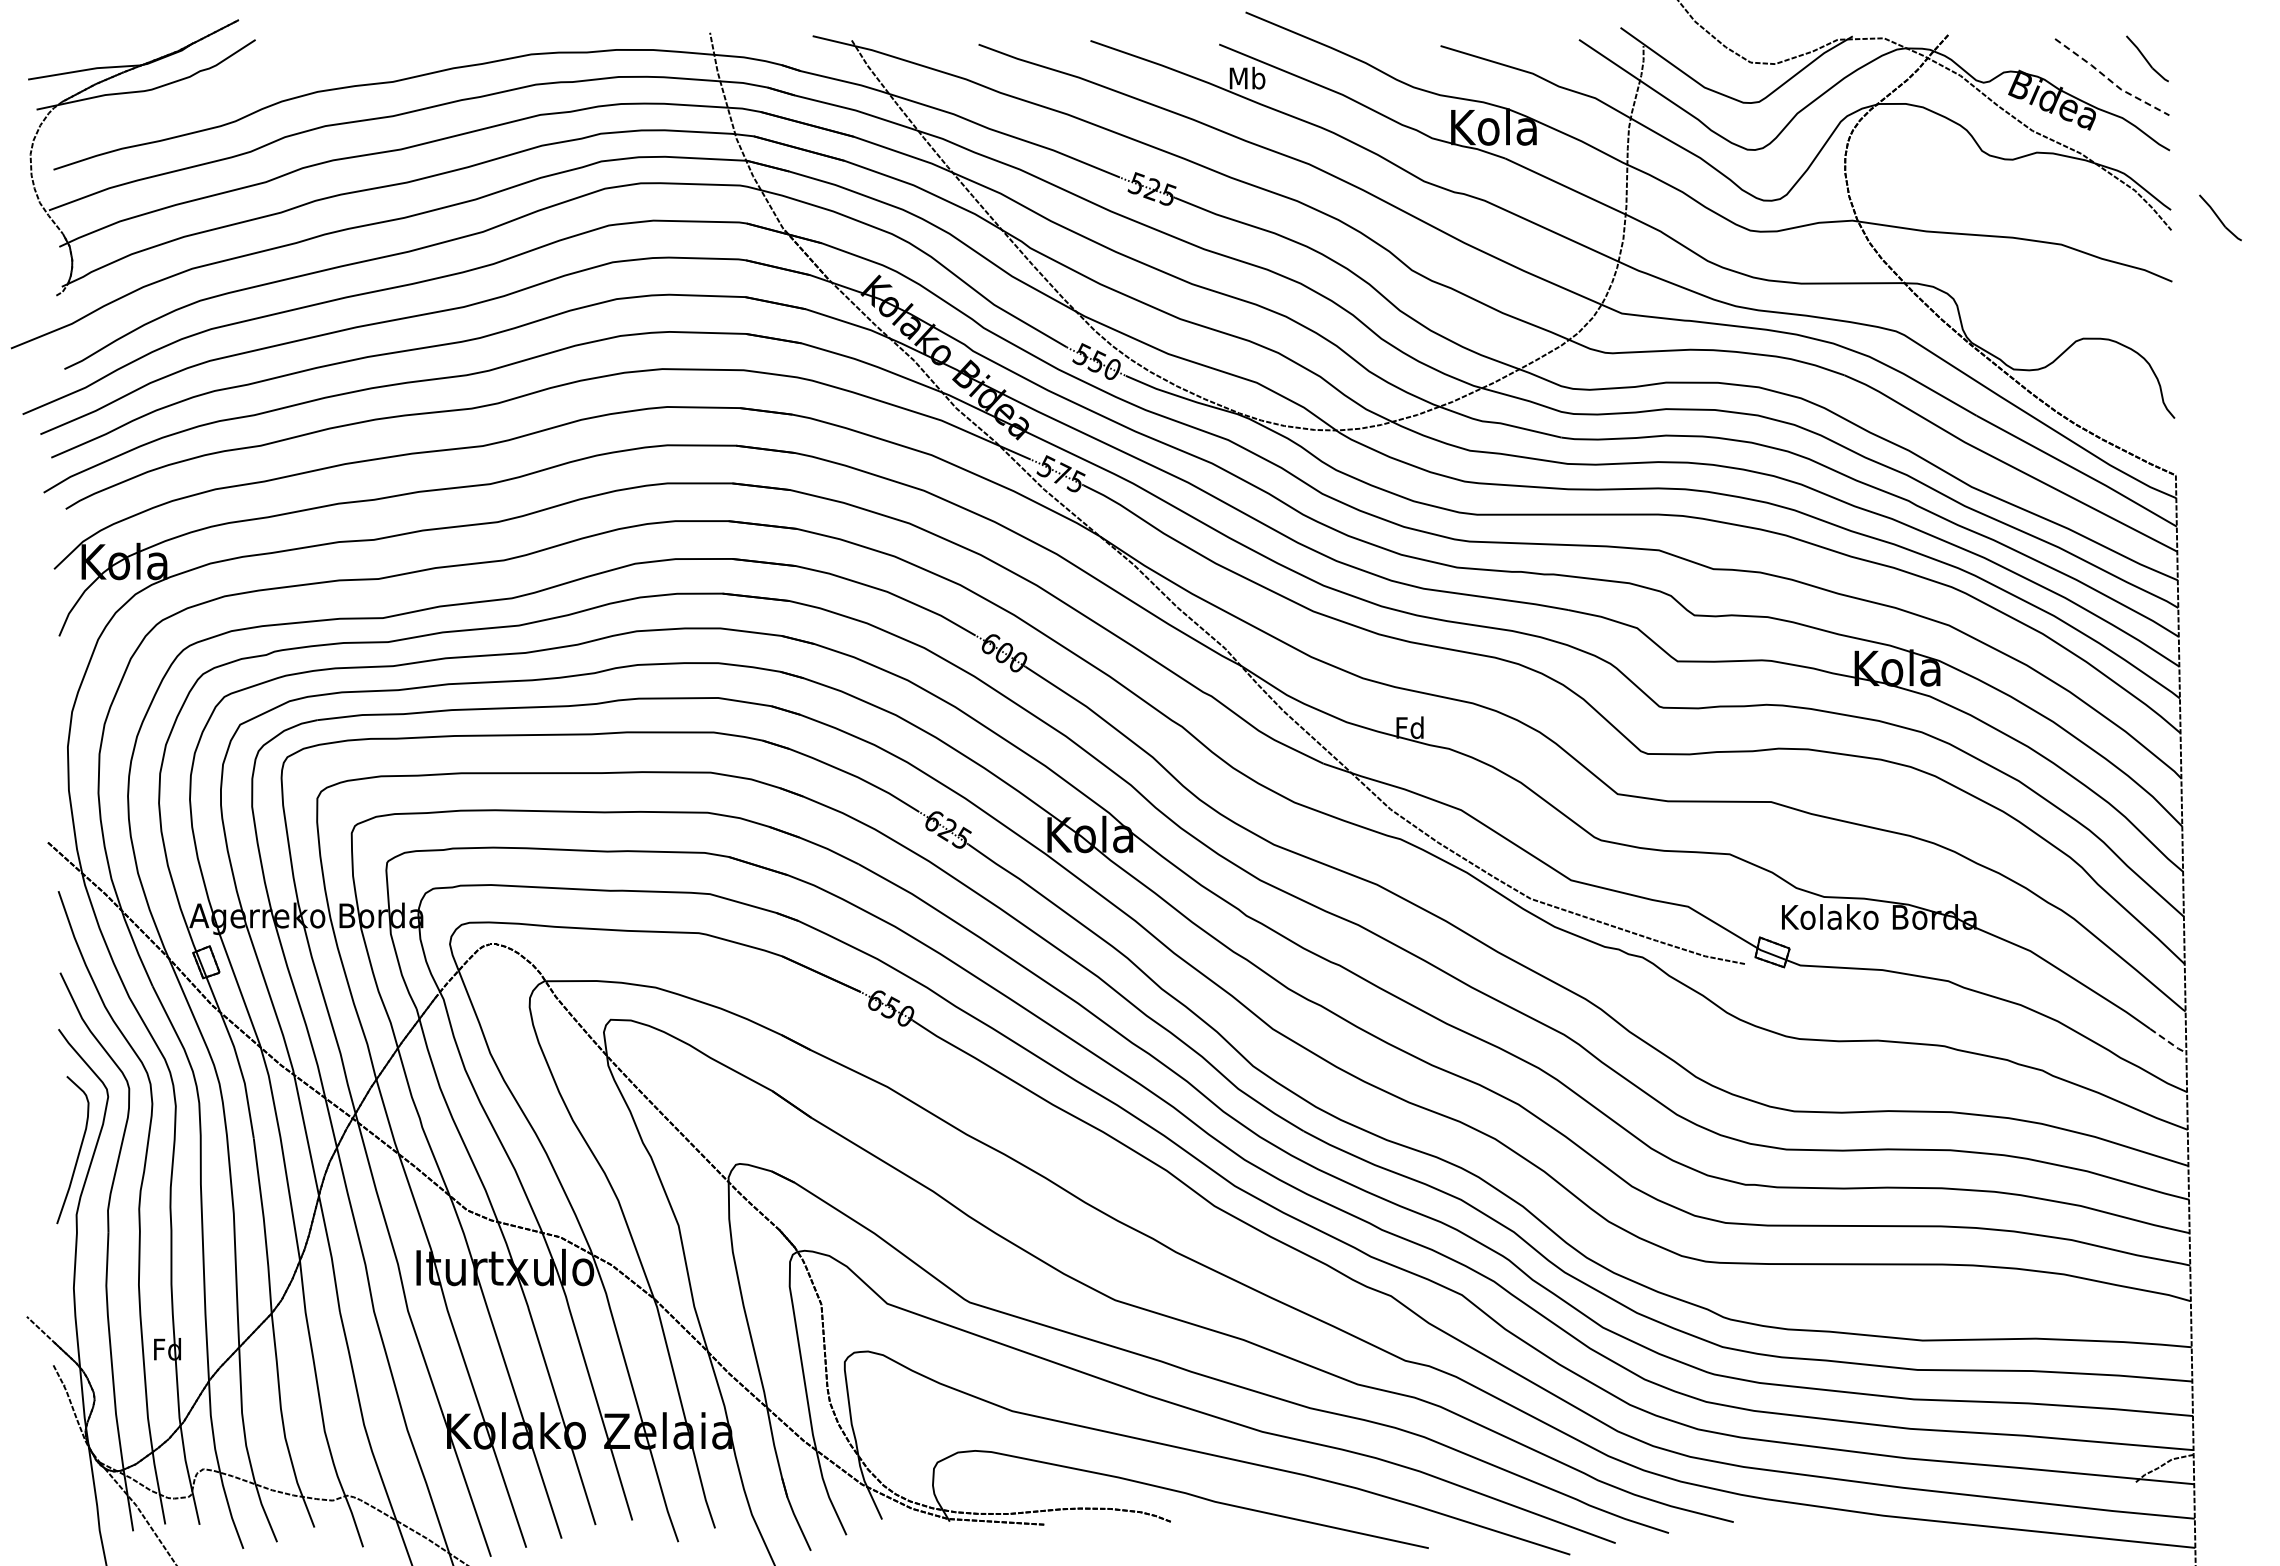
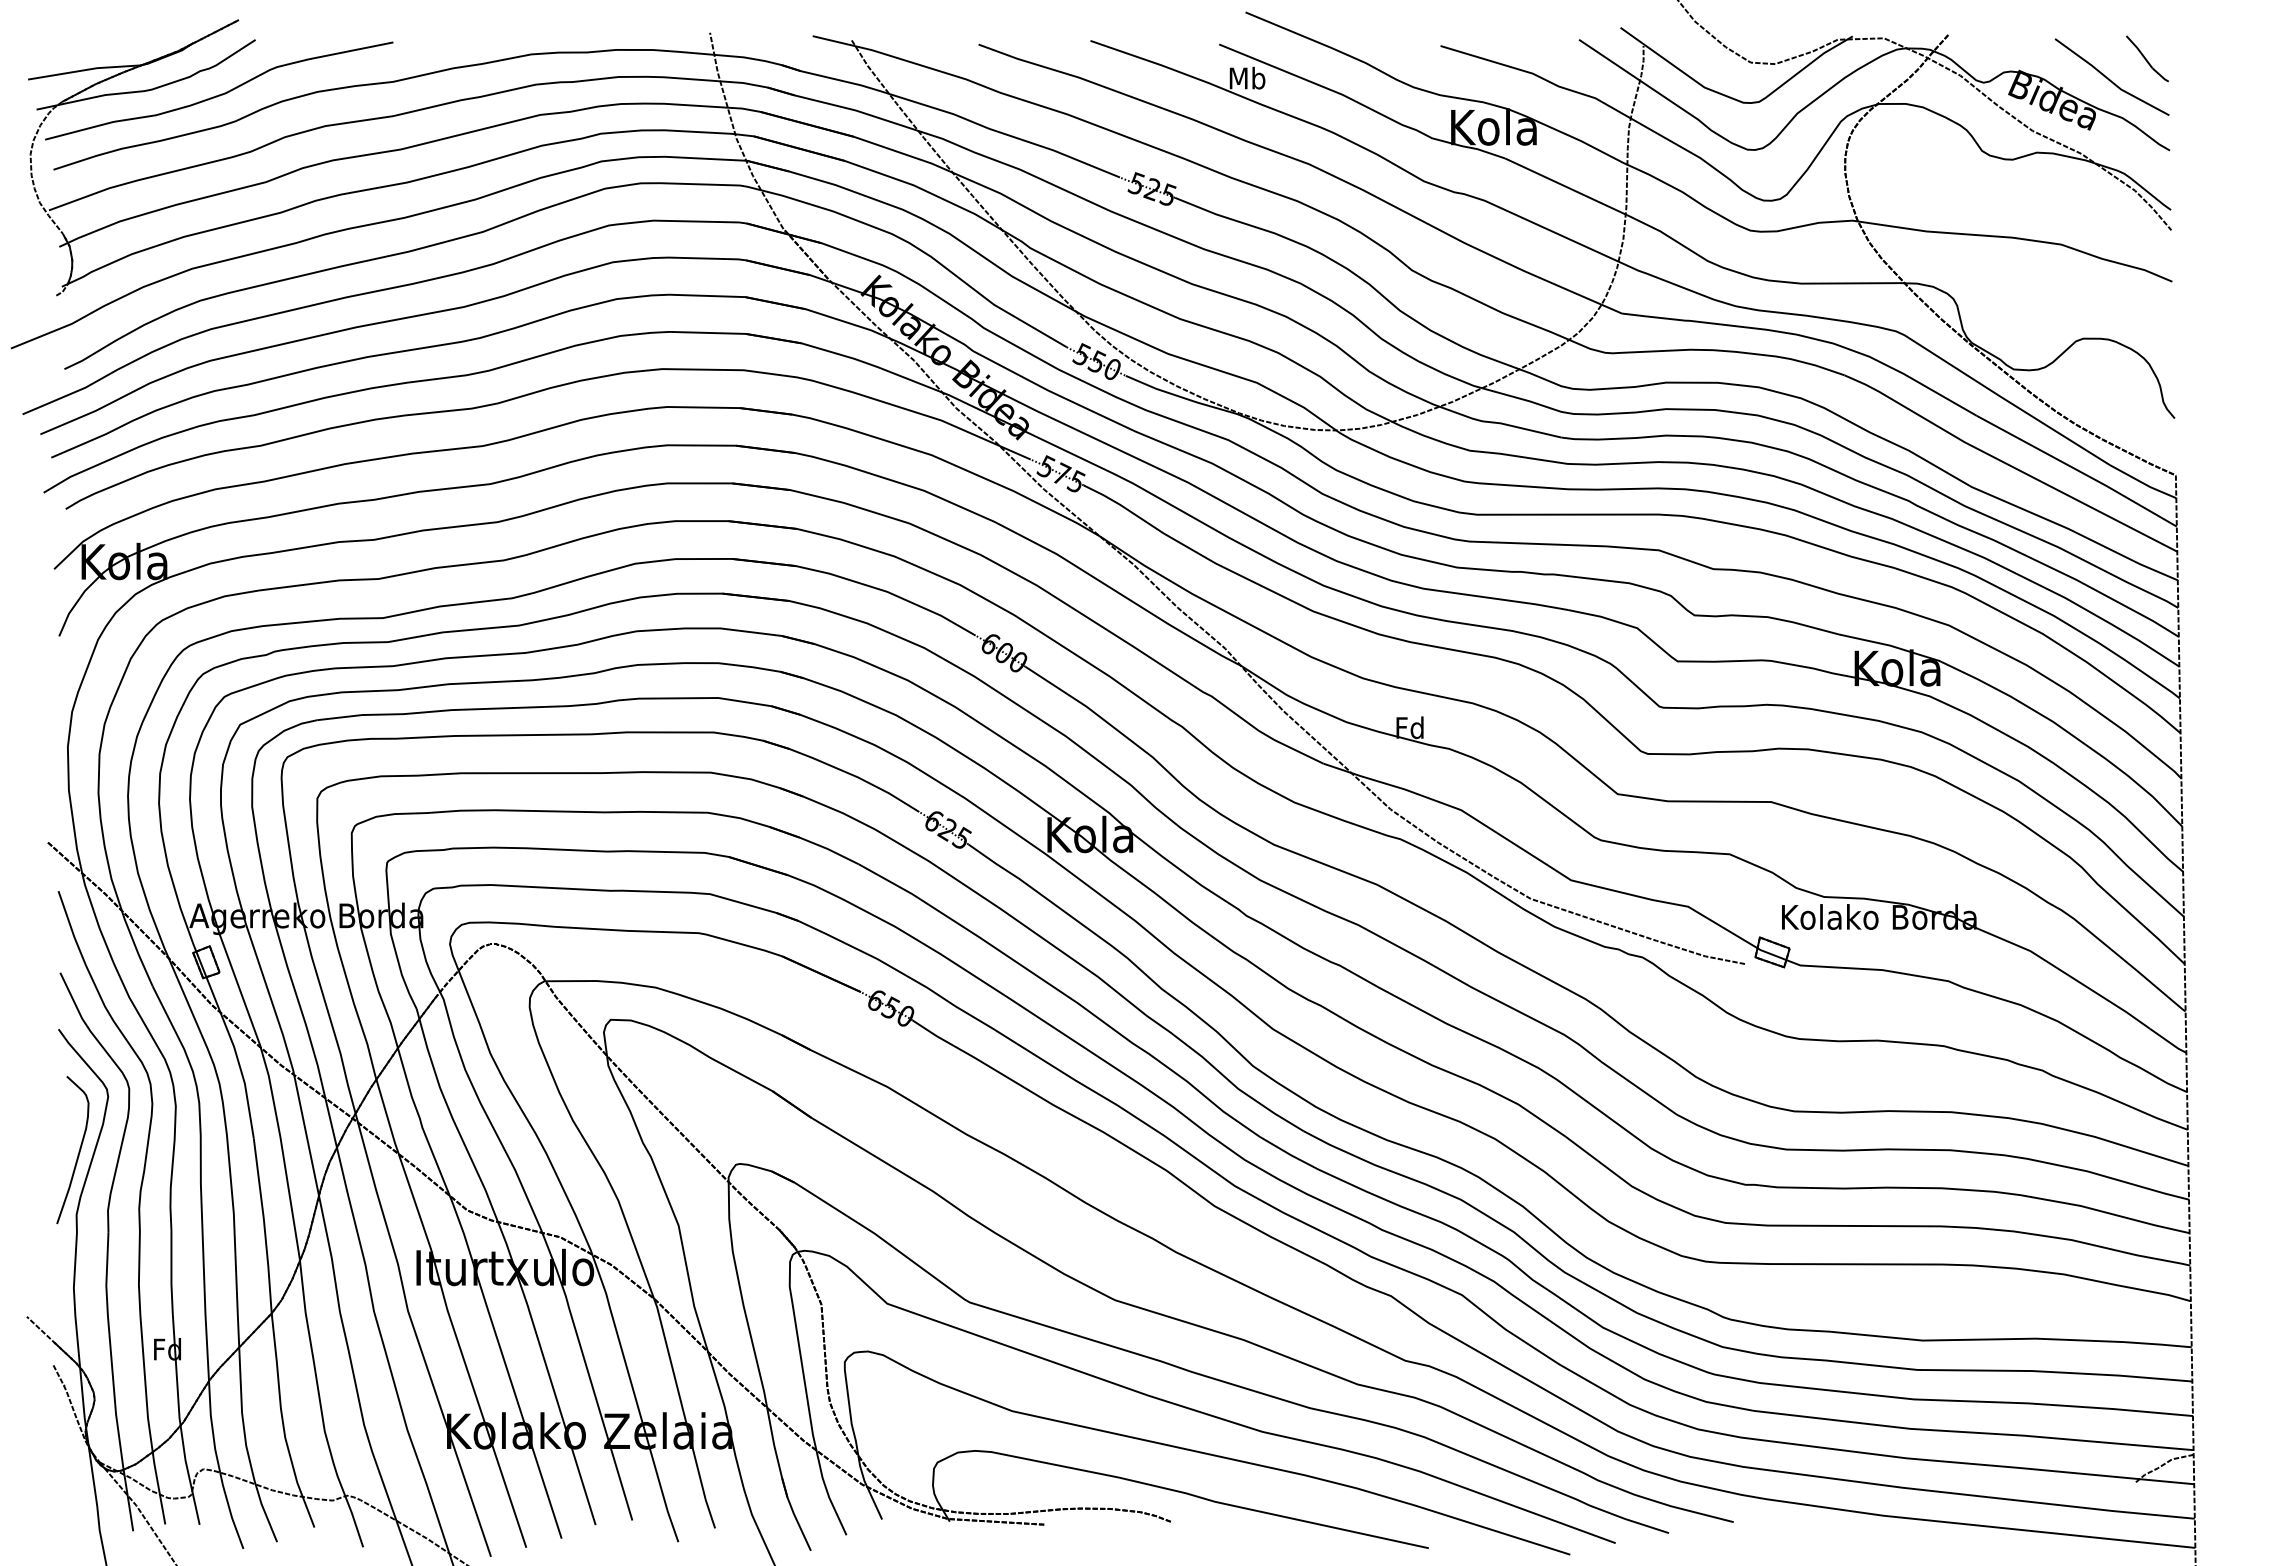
line: dashed -> solid (2110, 80)
curve: none -> present (221, 93)
part: present -> none (2220, 217)
line: dashed -> solid (2168, 1041)
